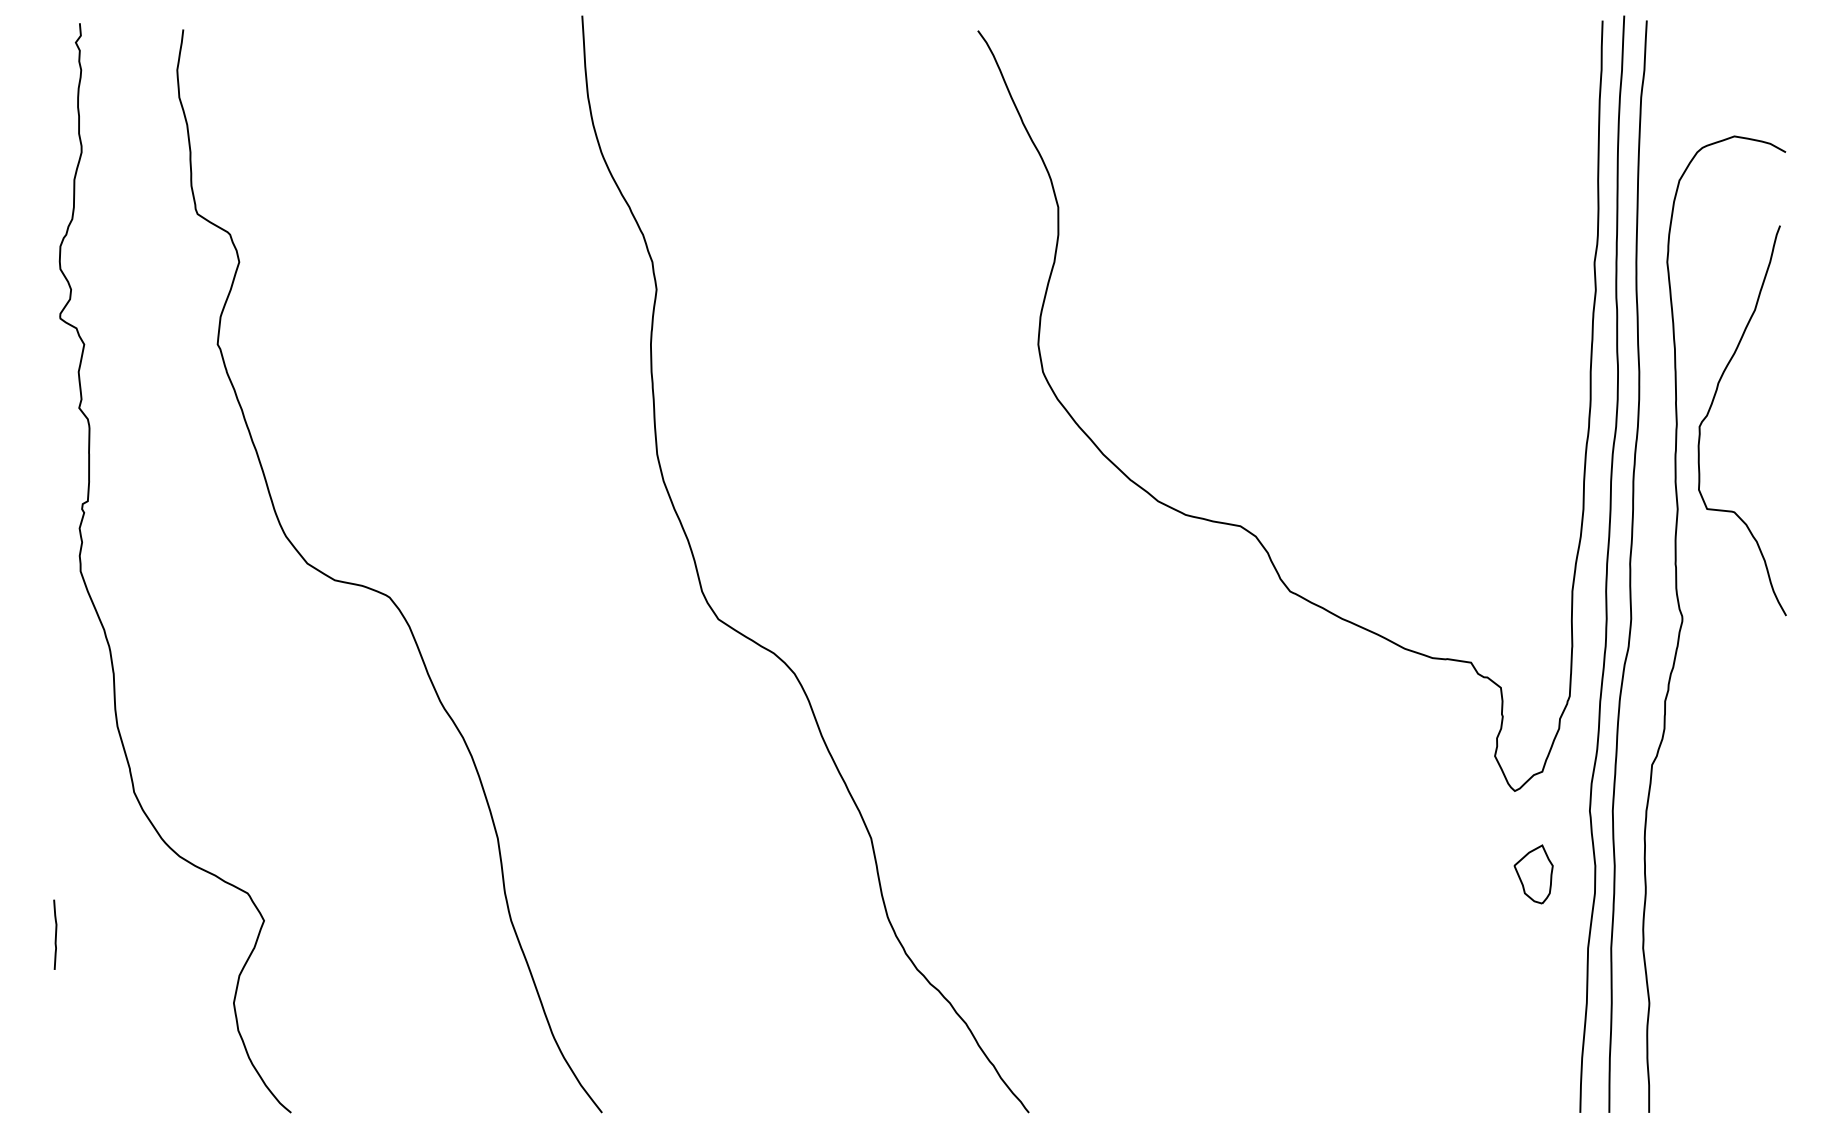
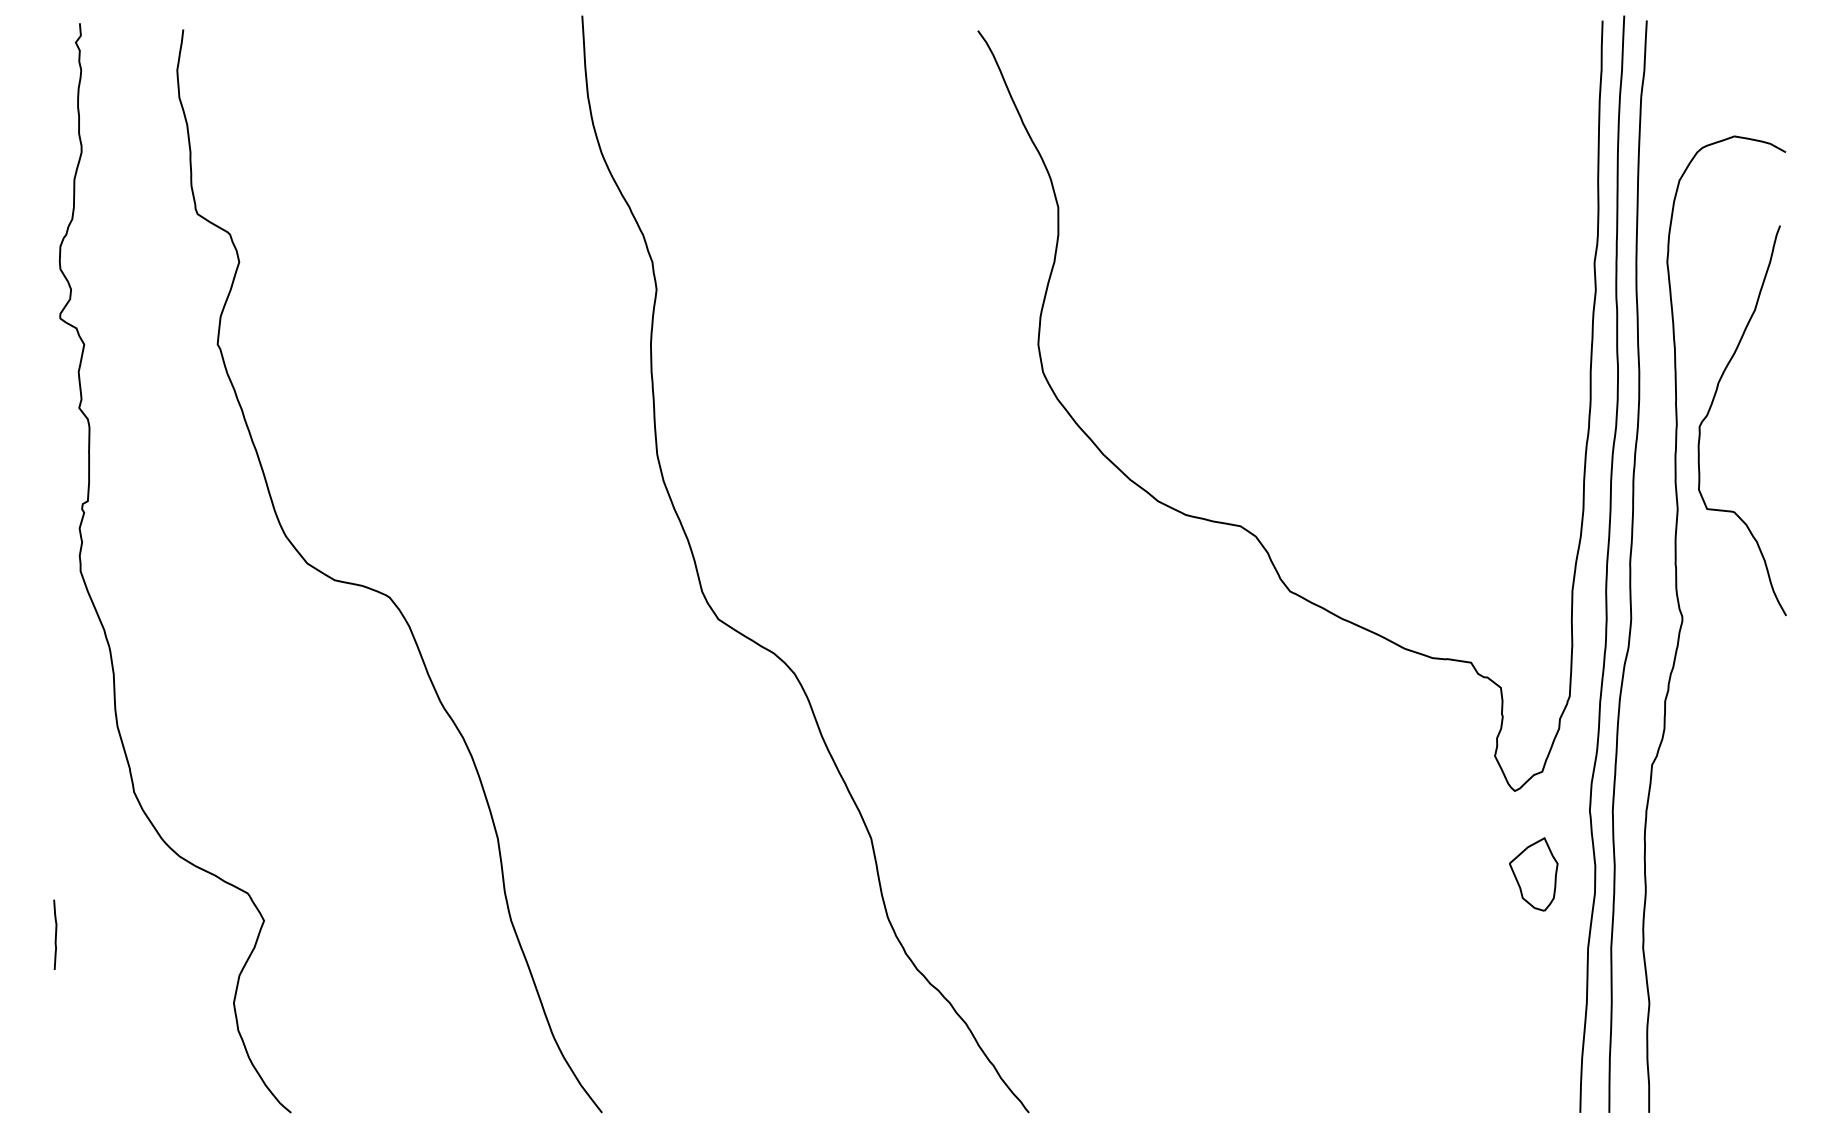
part size: 41x61 px -> 50x75 px (1533, 874)
